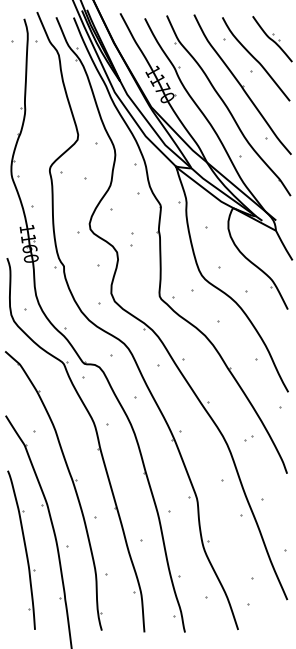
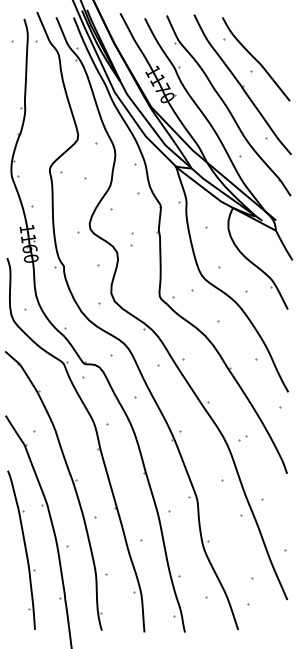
part: present -> none (272, 39)
part position: (248, 438) -> (242, 438) (242, 438)
